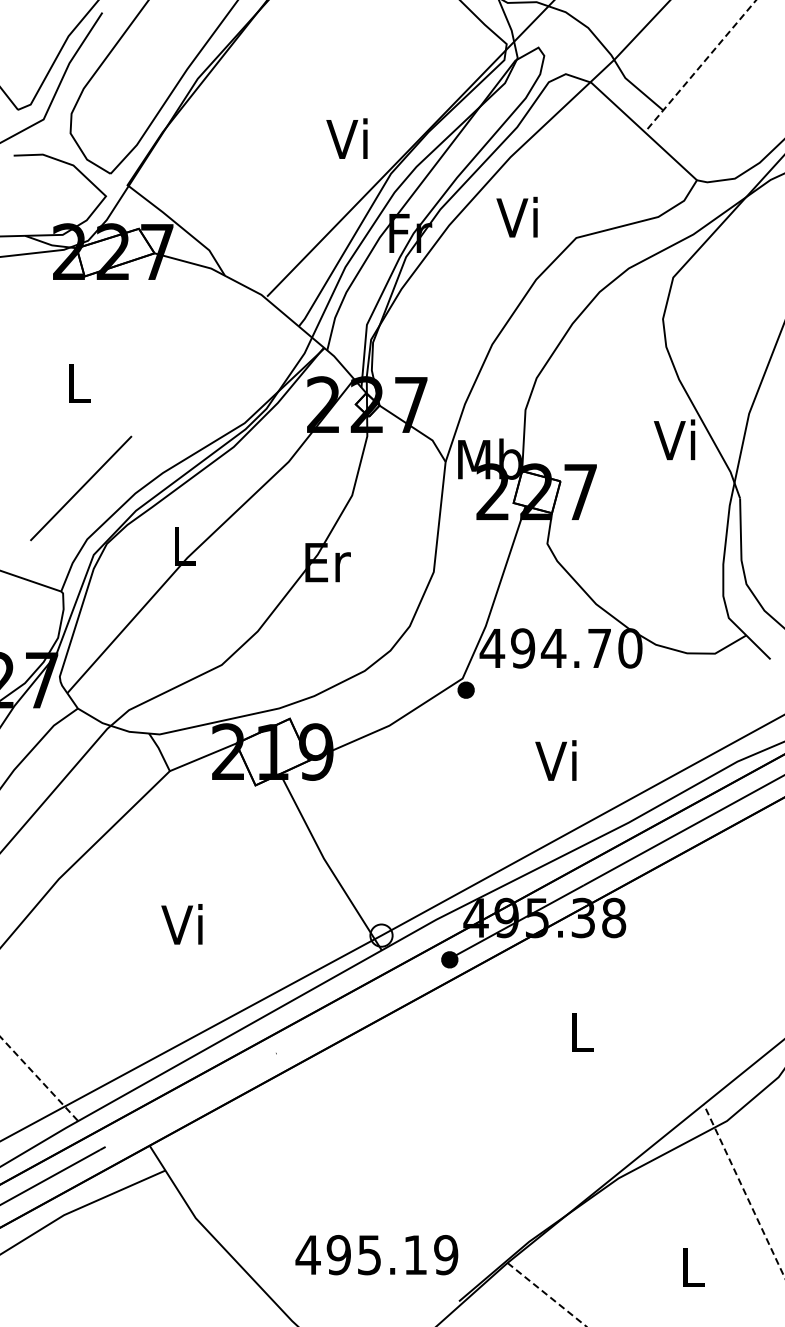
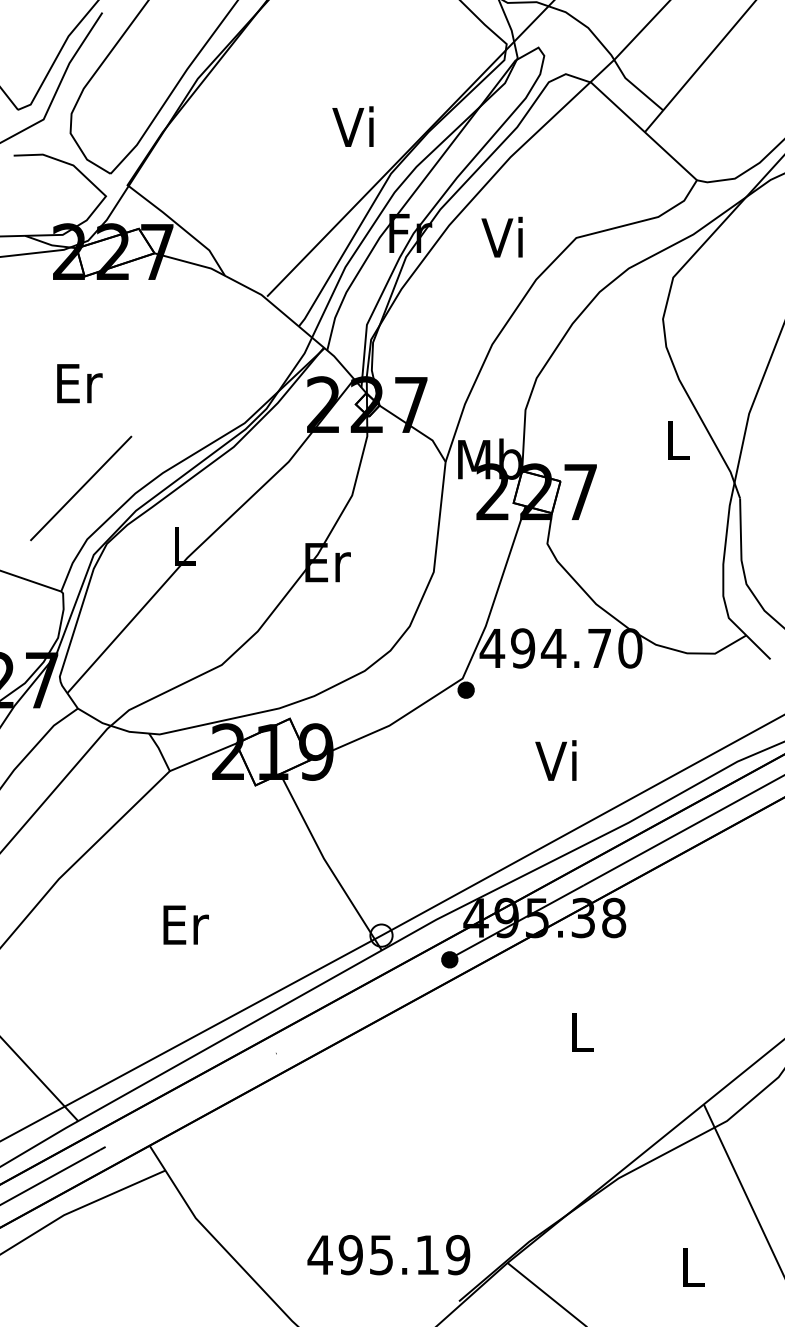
line: dashed -> solid (700, 66)
text position: (346, 138) -> (352, 126) (352, 126)
text position: (516, 216) -> (501, 236) (501, 236)
text: L -> Er (79, 383)
text: Vi -> L (674, 439)
text: Vi -> Er (184, 924)
line: dashed -> solid (39, 1079)
line: dashed -> solid (744, 1191)
text position: (376, 1255) -> (388, 1255) (388, 1255)
line: dashed -> solid (547, 1294)
